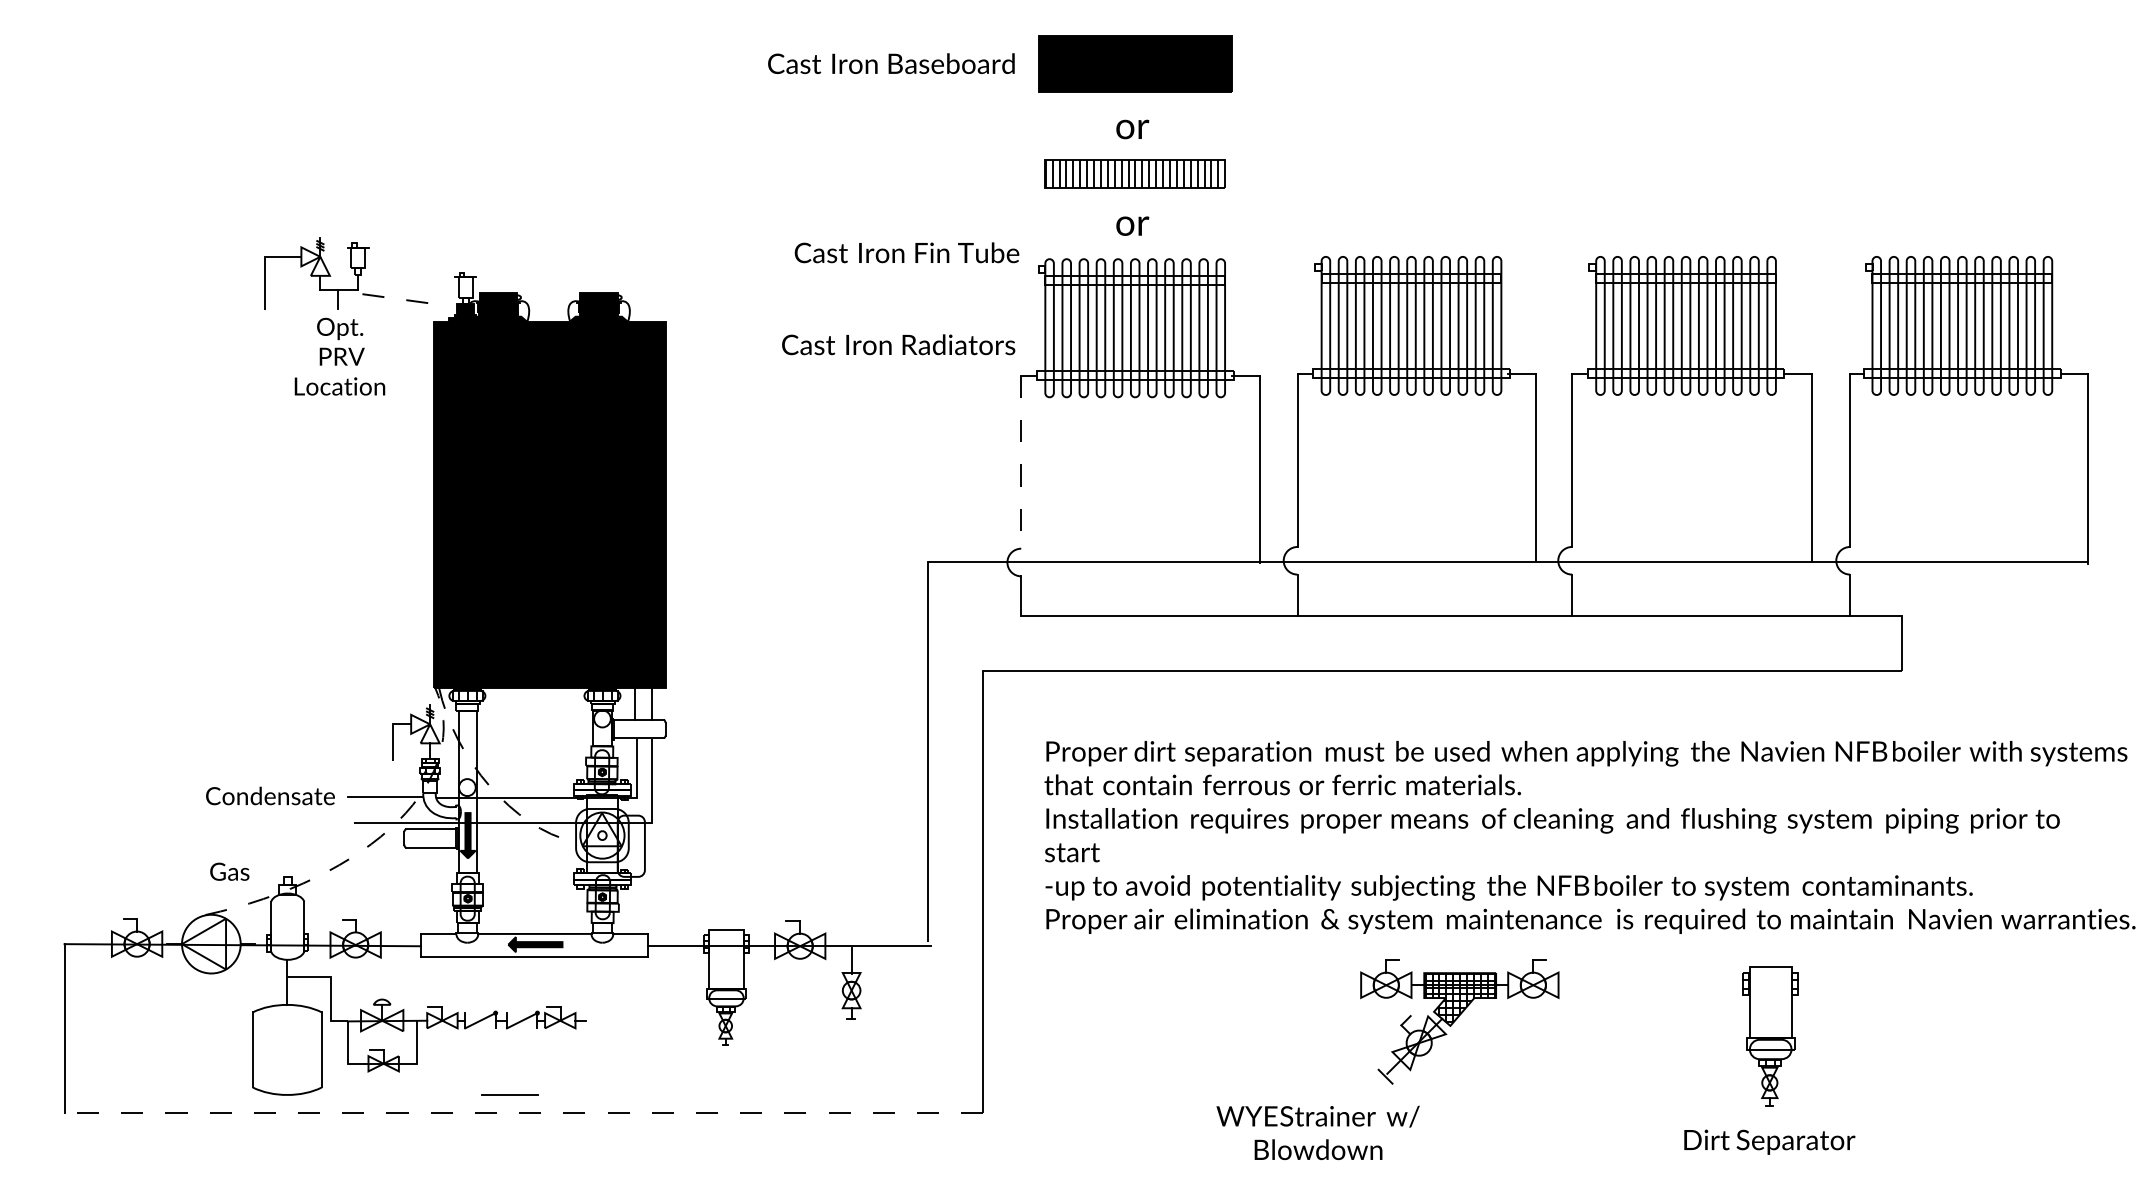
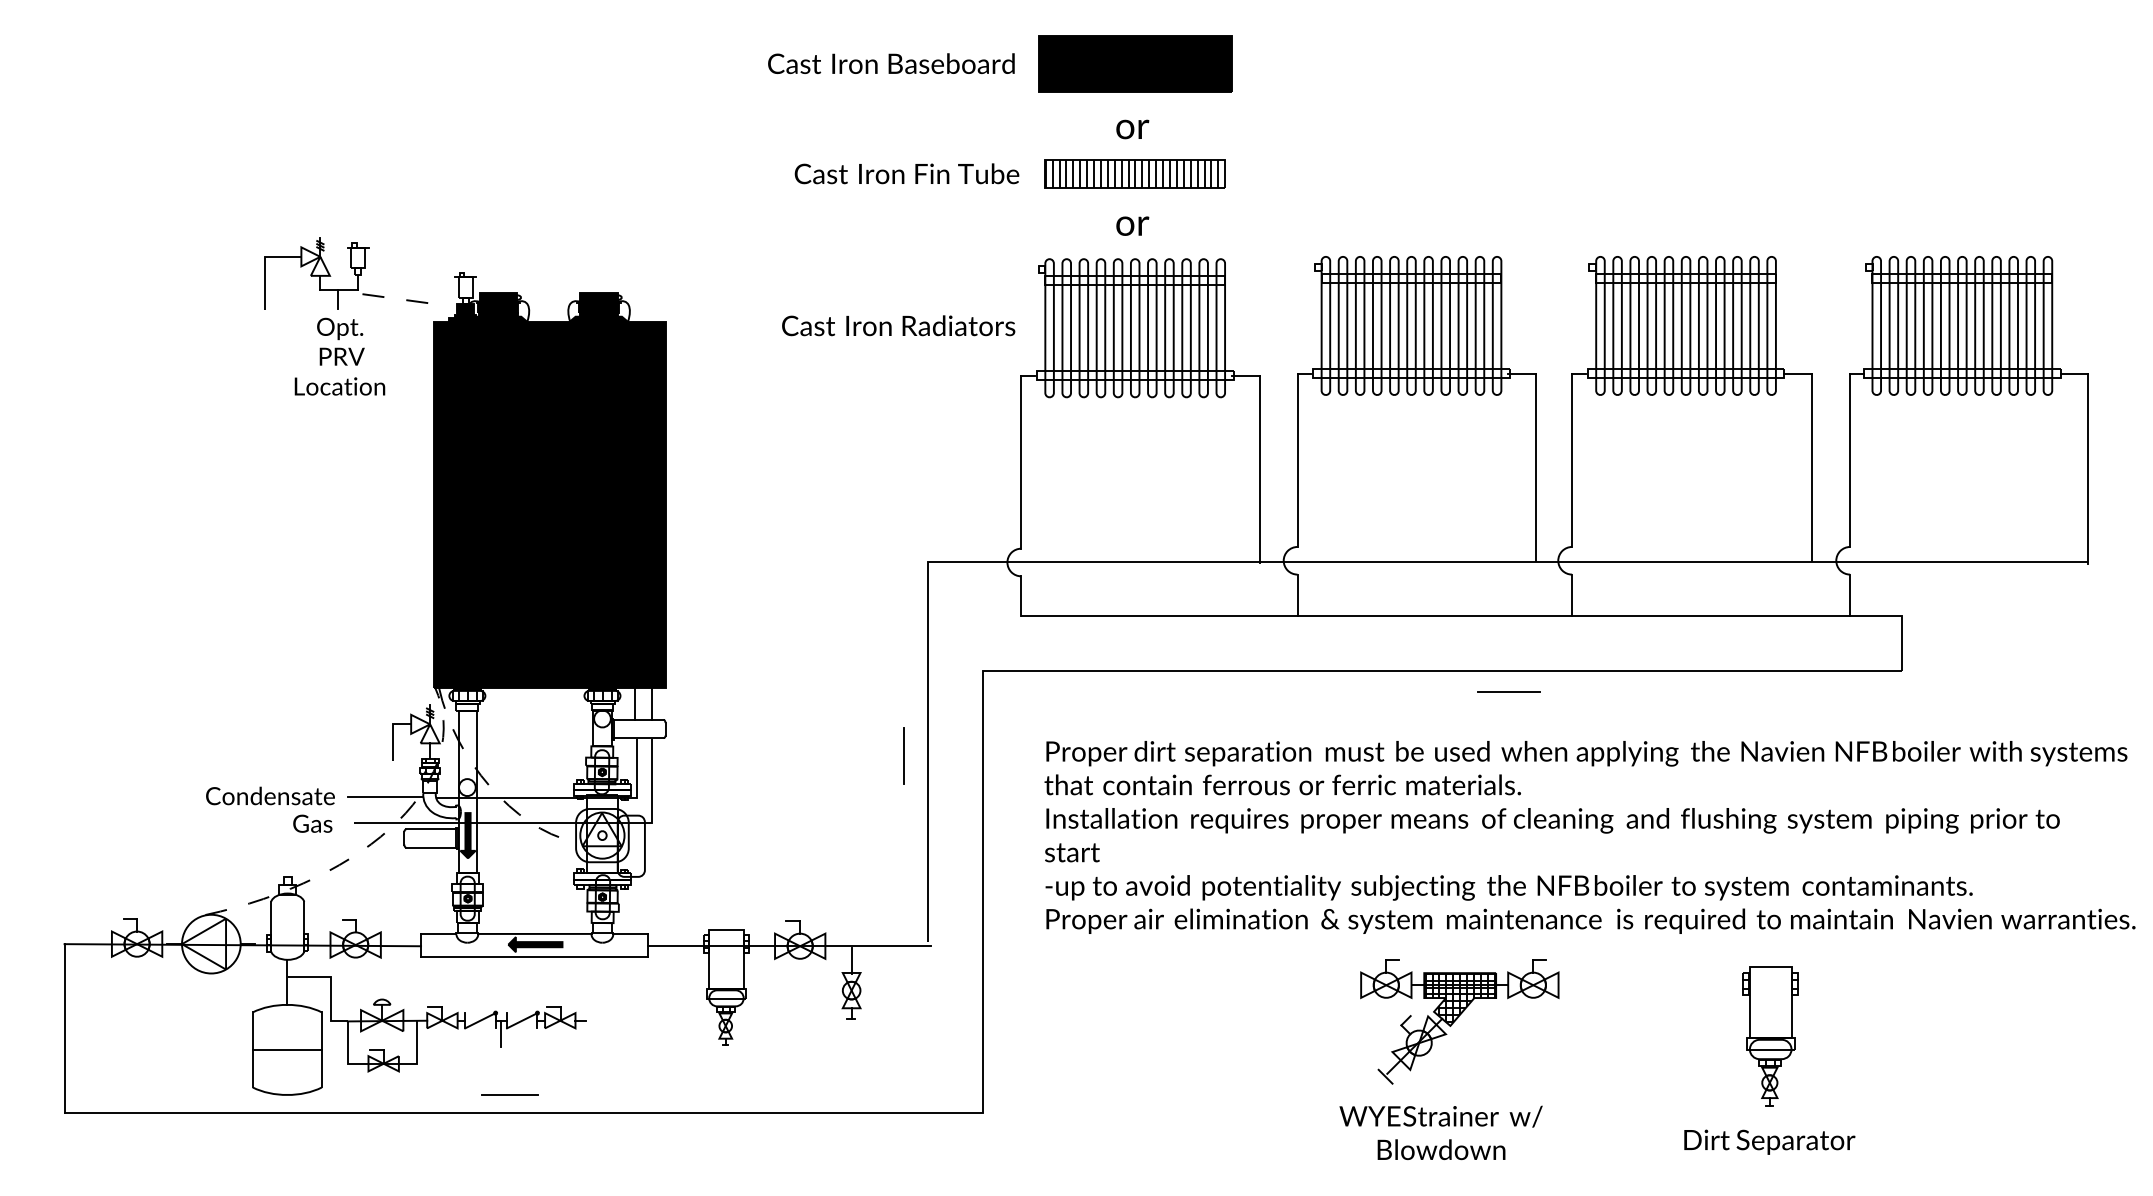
text position: (906, 252) -> (906, 173) (906, 173)
text position: (898, 344) -> (898, 325) (898, 325)
line: dashed -> solid (1021, 462)
line: none -> present (1509, 692)
line: none -> present (903, 755)
text position: (229, 871) -> (312, 823) (312, 823)
line: none -> present (501, 1033)
line: none -> present (286, 1049)
line: dashed -> solid (523, 1113)
text position: (1317, 1132) -> (1440, 1132) (1440, 1132)
